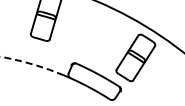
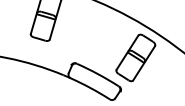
arc: dashed -> solid (31, 64)
